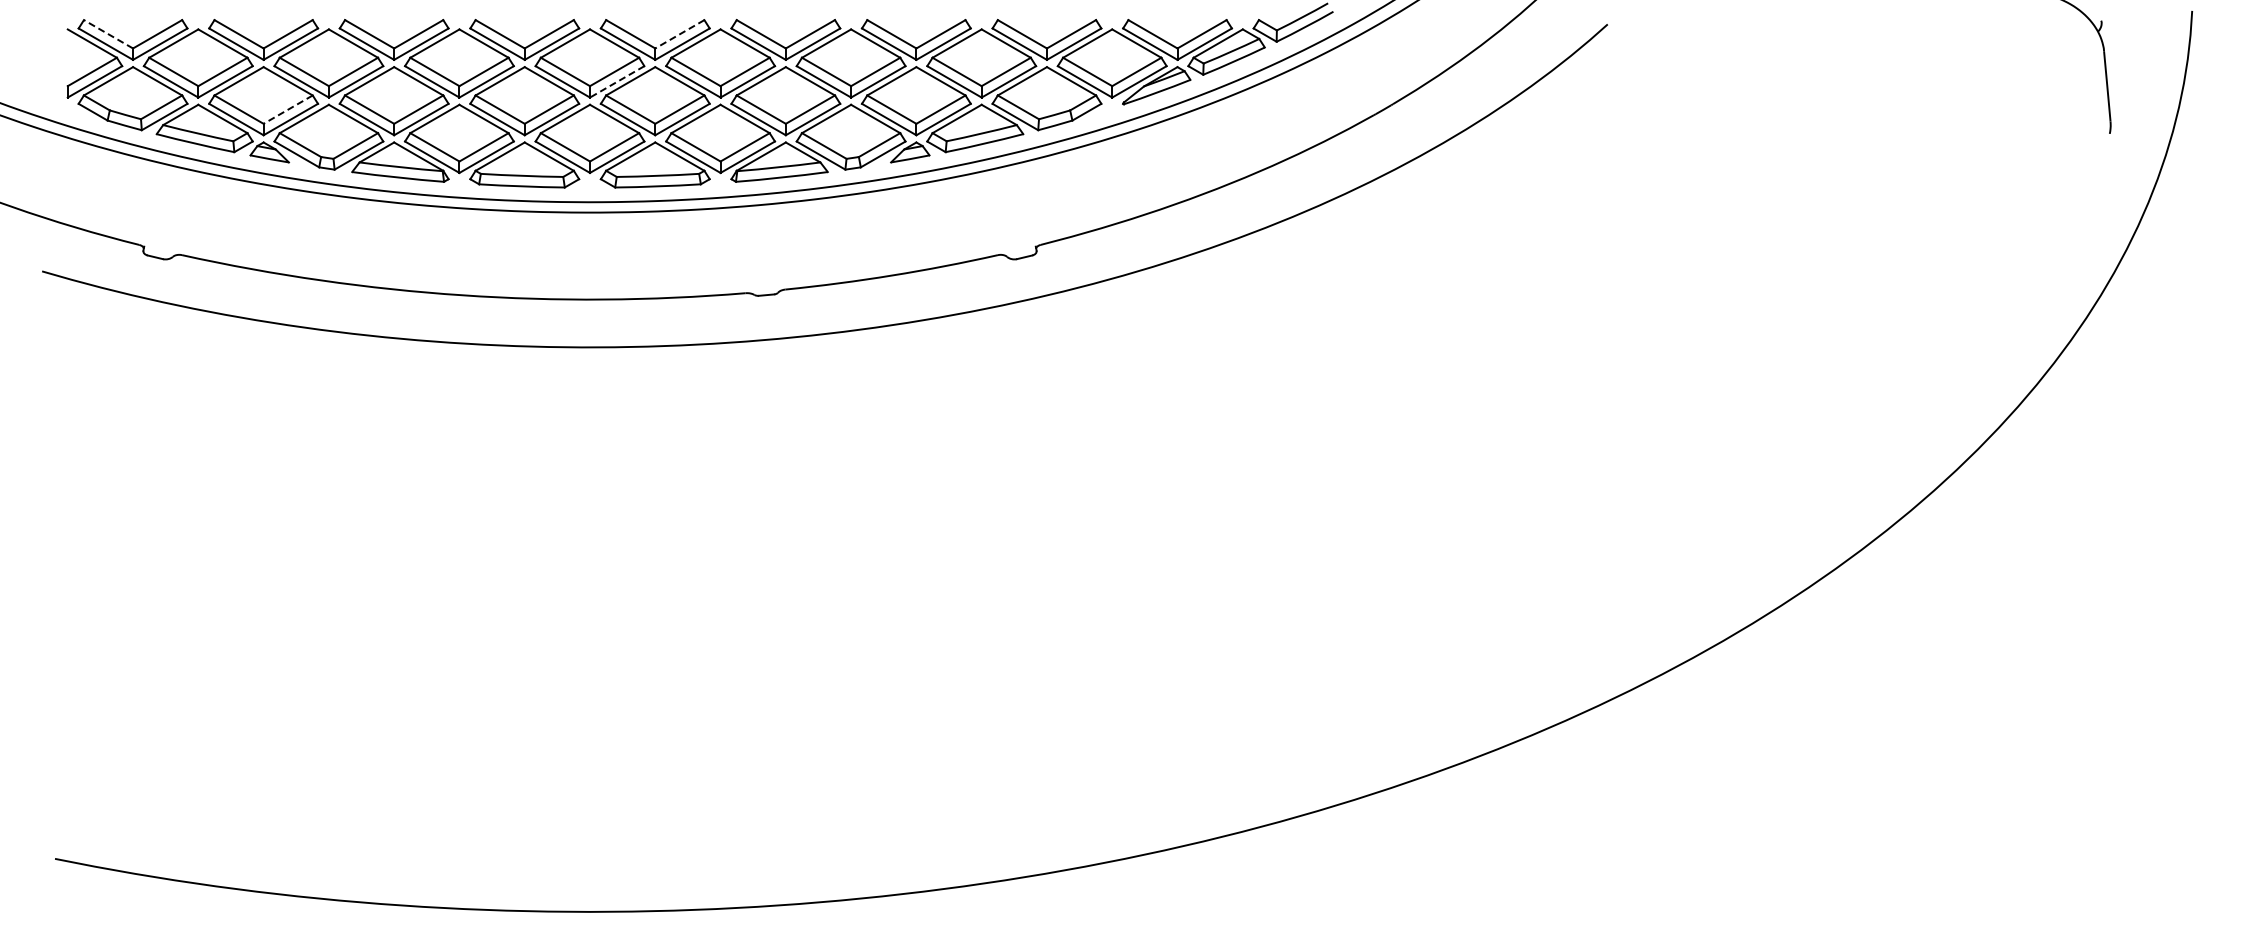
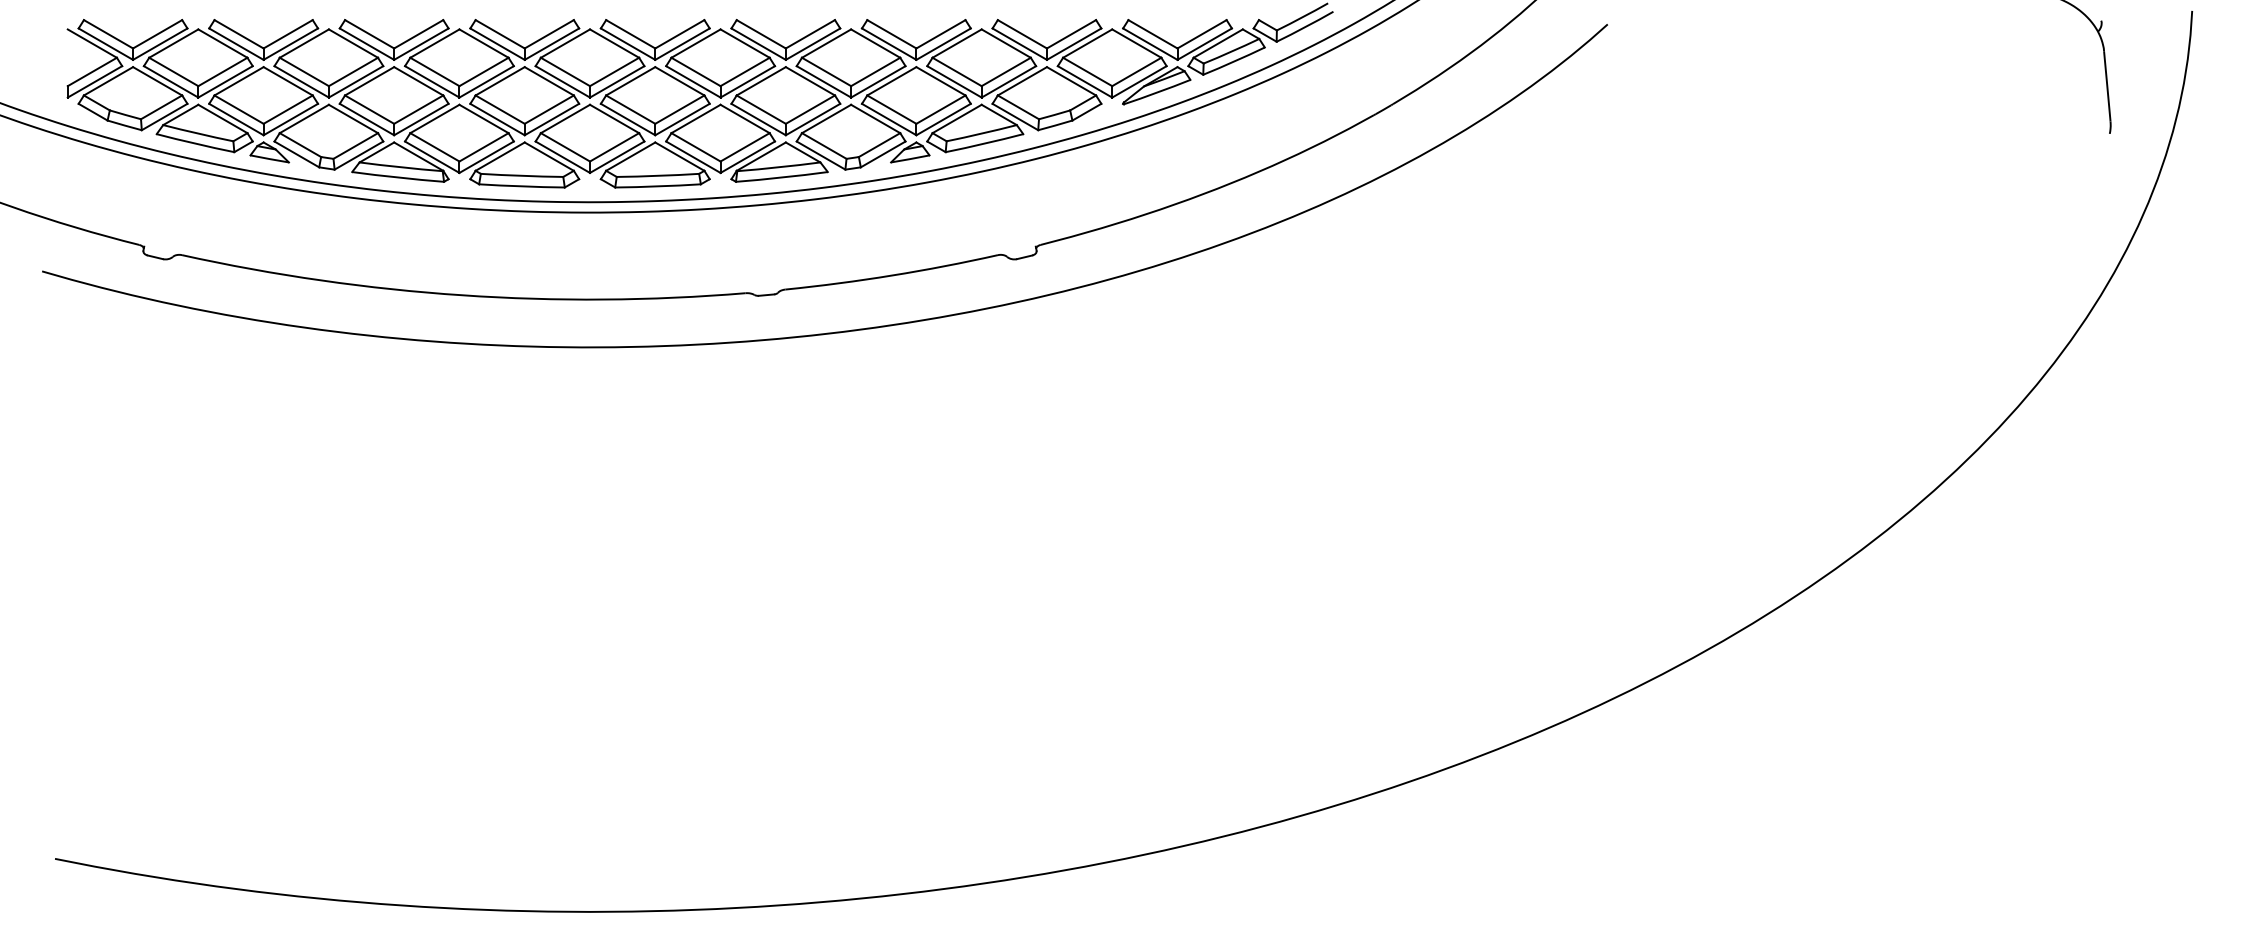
line: dashed -> solid (108, 34)
line: dashed -> solid (679, 34)
line: dashed -> solid (616, 82)
line: dashed -> solid (287, 109)
